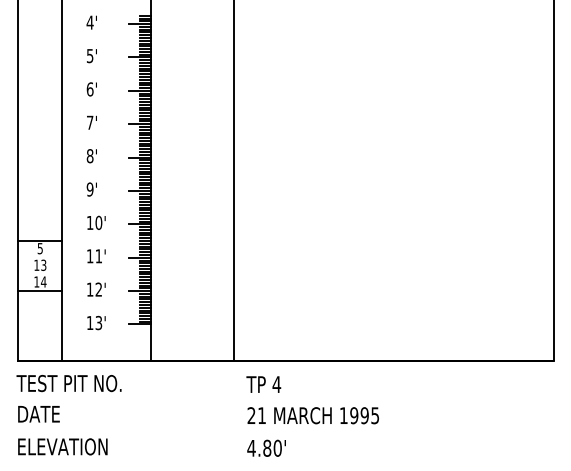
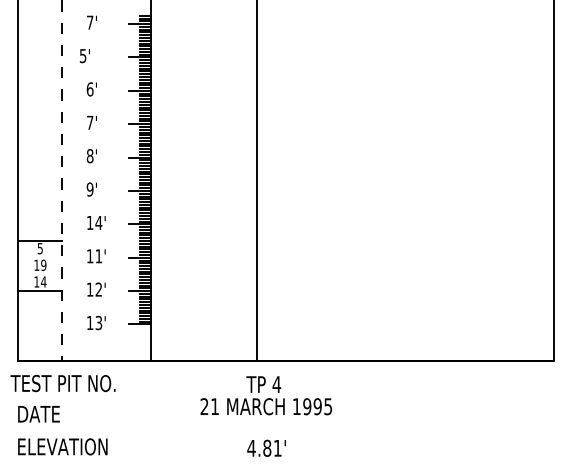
text: 4' -> 7' (89, 22)
text position: (91, 56) -> (84, 56) (84, 56)
line: solid -> dashed (62, 181)
line position: (233, 181) -> (256, 181) (256, 181)
text: 10' -> 14' (98, 222)
text: 13 -> 19 (43, 264)
text position: (68, 383) -> (62, 383) (62, 383)
text position: (312, 415) -> (265, 406) (265, 406)
text: 4.80' -> 4.81' (277, 447)
